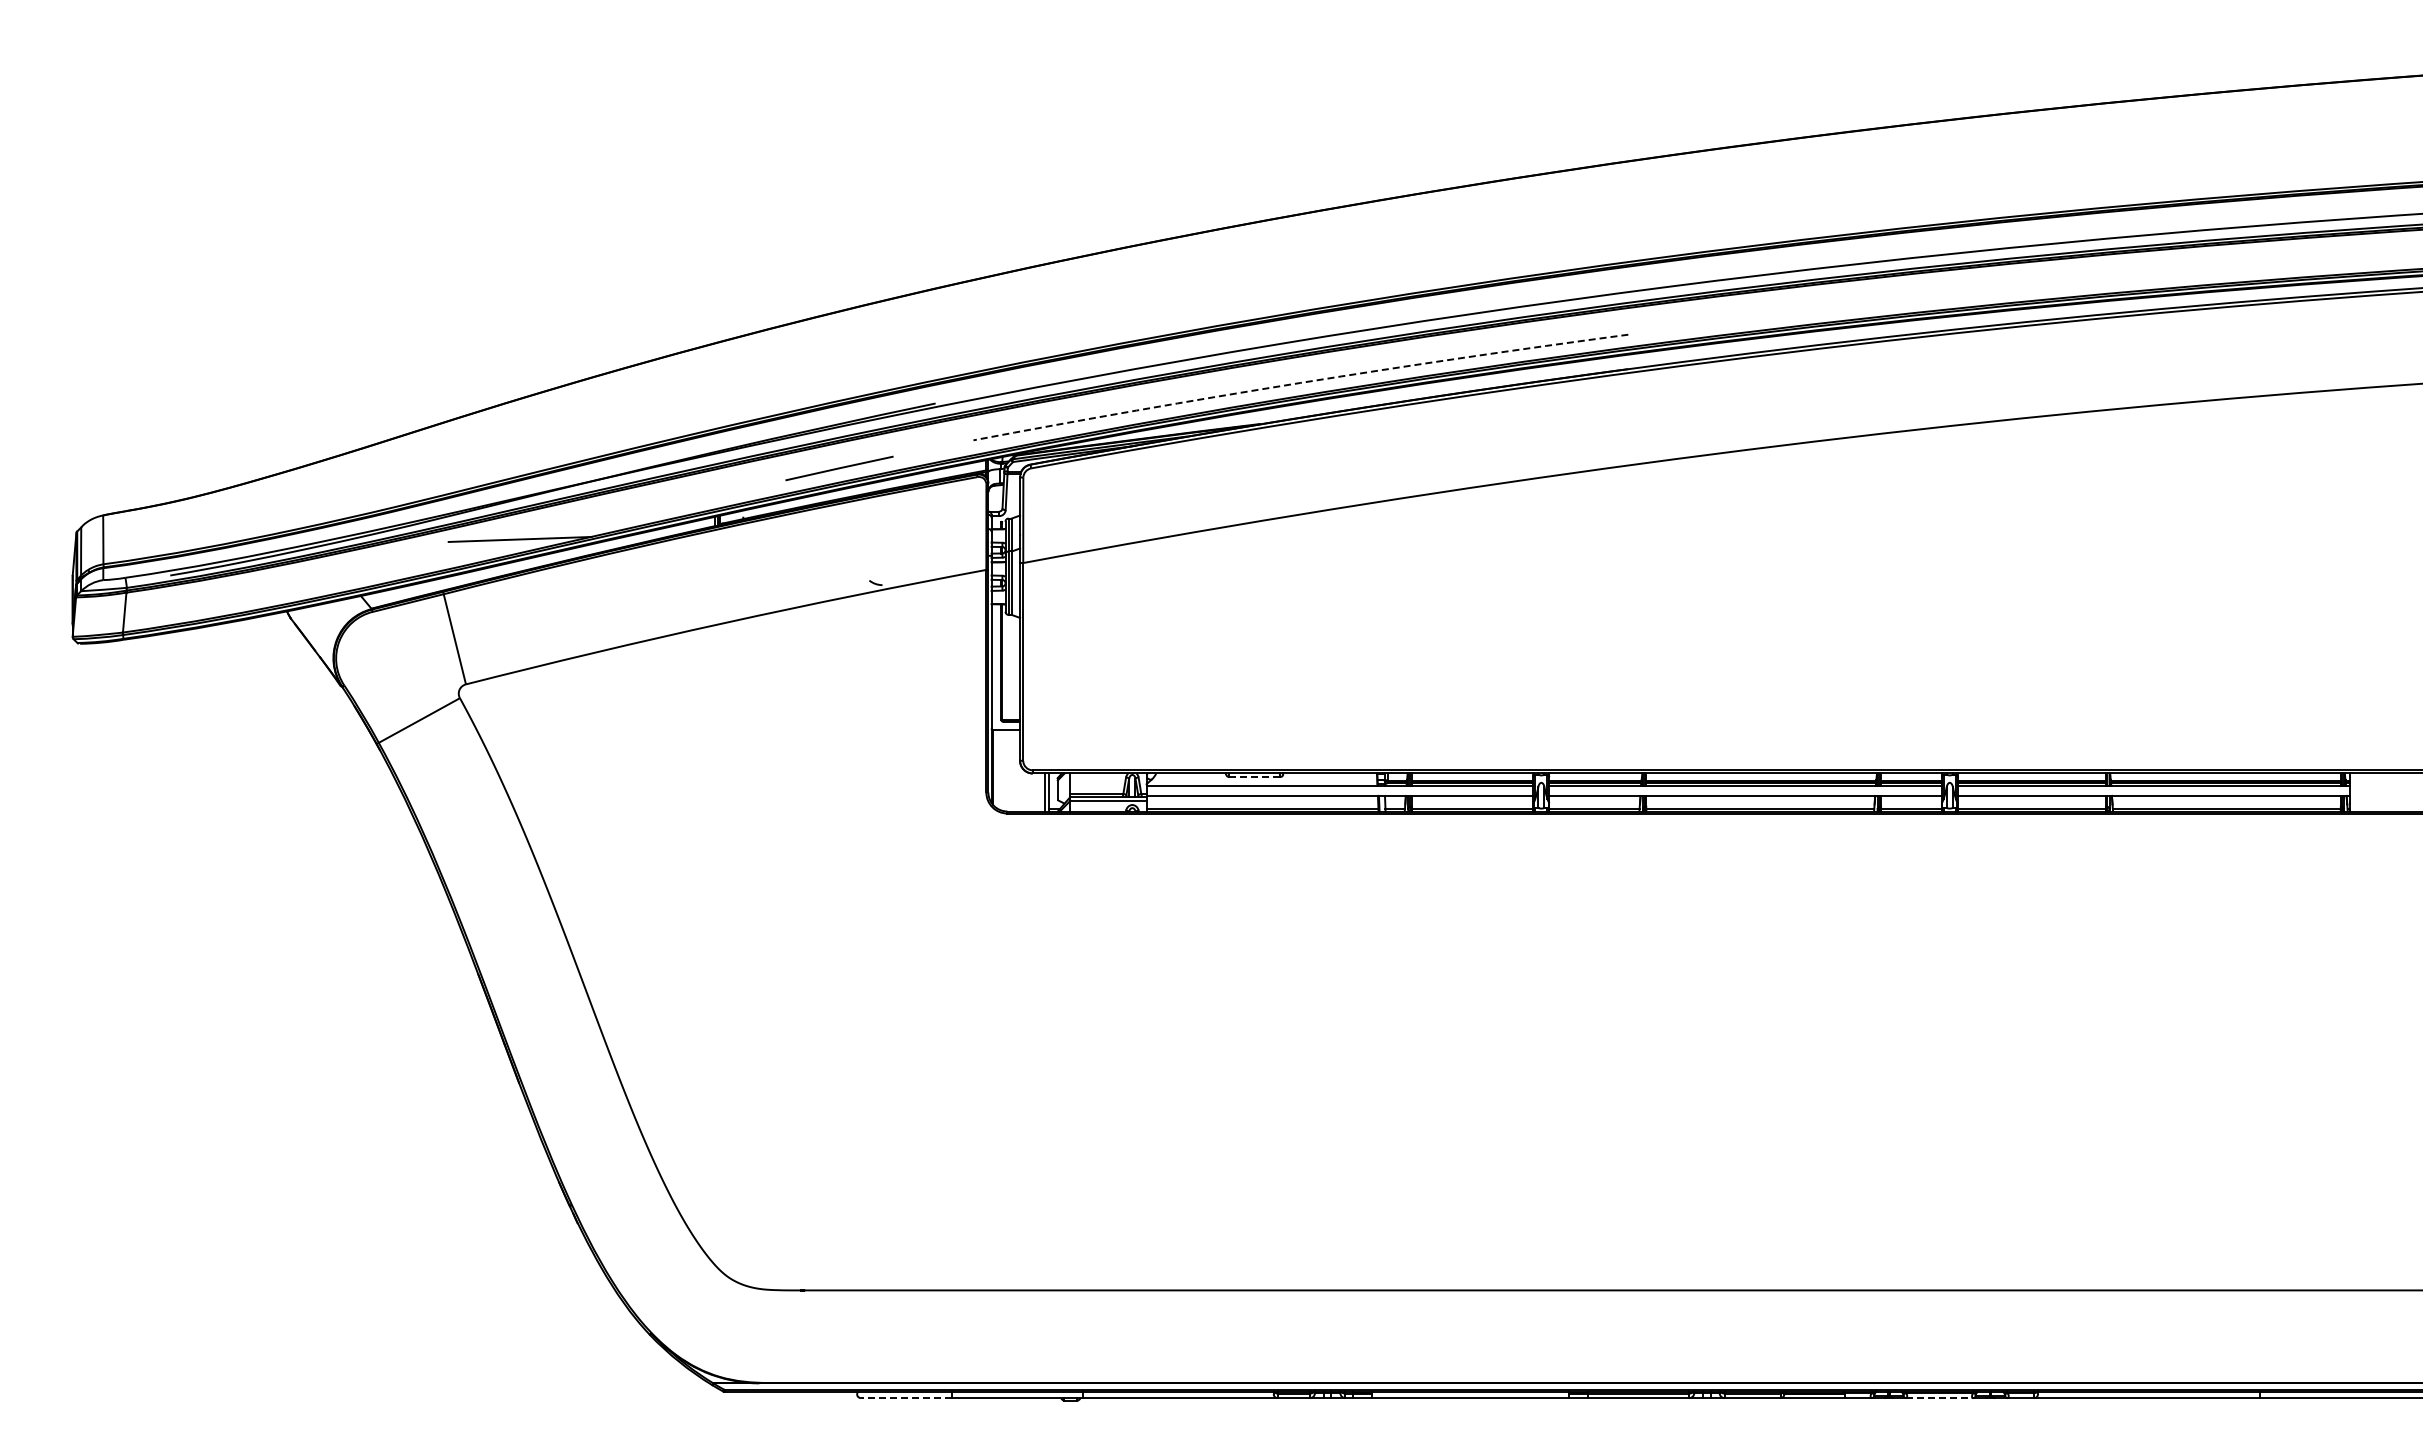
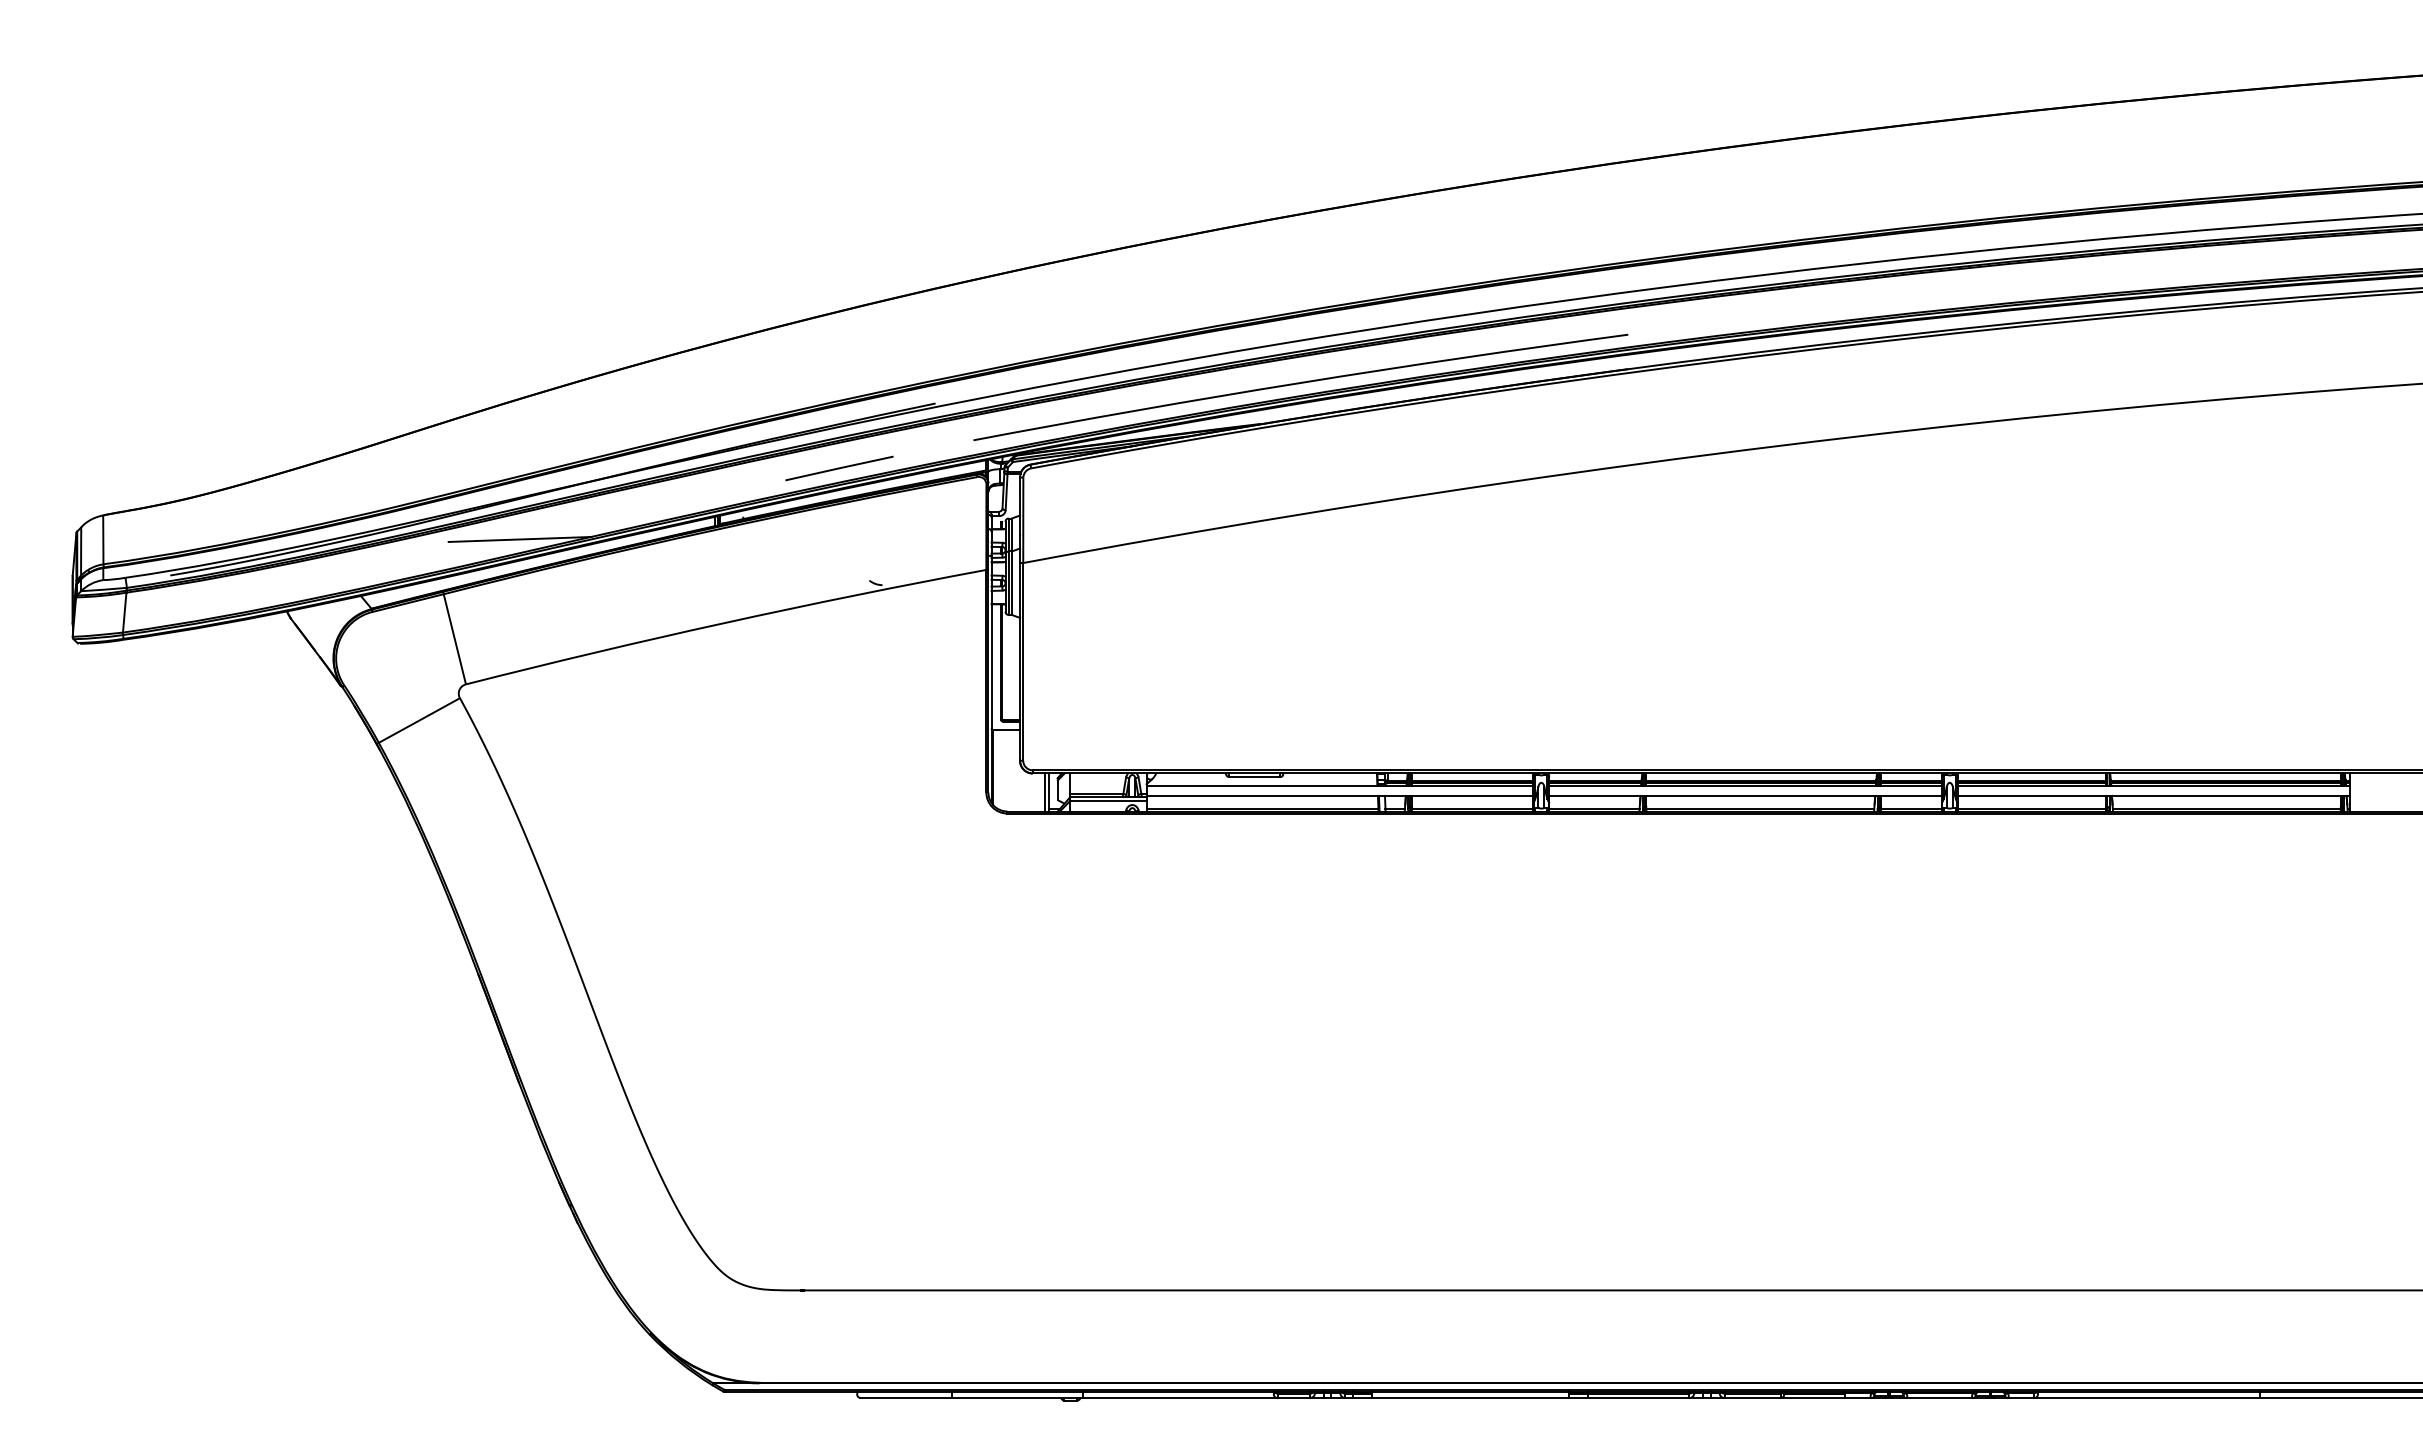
arc: dashed -> solid (1300, 383)
line: dashed -> solid (1255, 777)
line: dashed -> solid (906, 1398)
line: dashed -> solid (1940, 1398)
